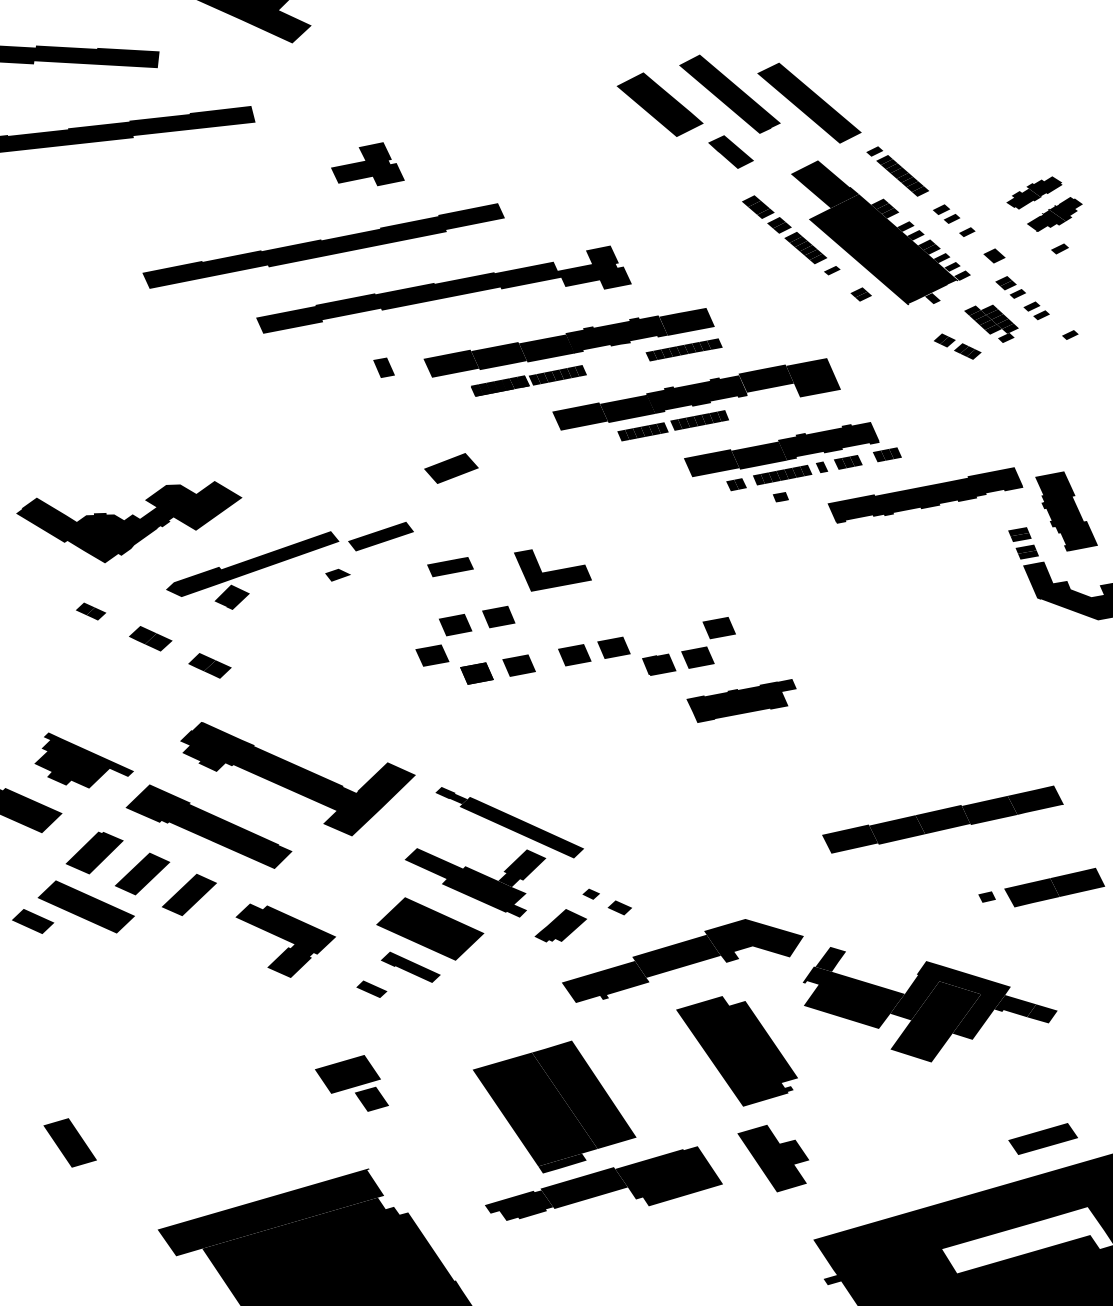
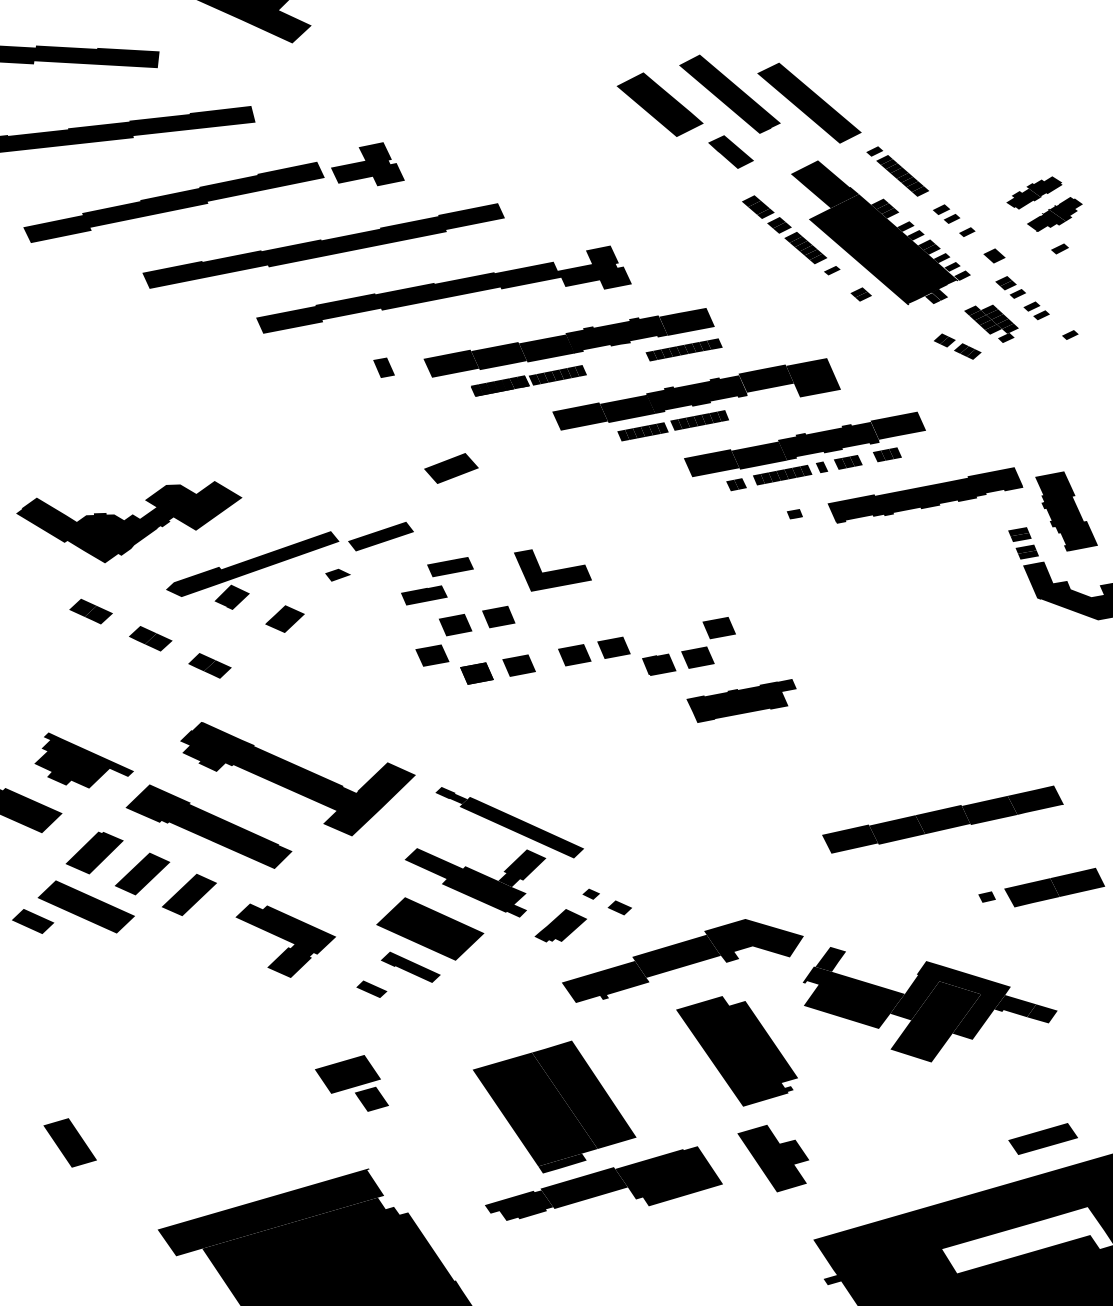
part: none -> present (173, 201)
fill: none -> present (939, 294)
fill: none -> present (898, 425)
part position: (780, 497) -> (794, 514) (794, 514)
part: none -> present (424, 595)
part size: 31x19 px -> 44x27 px (90, 611)
fill: none -> present (285, 619)
